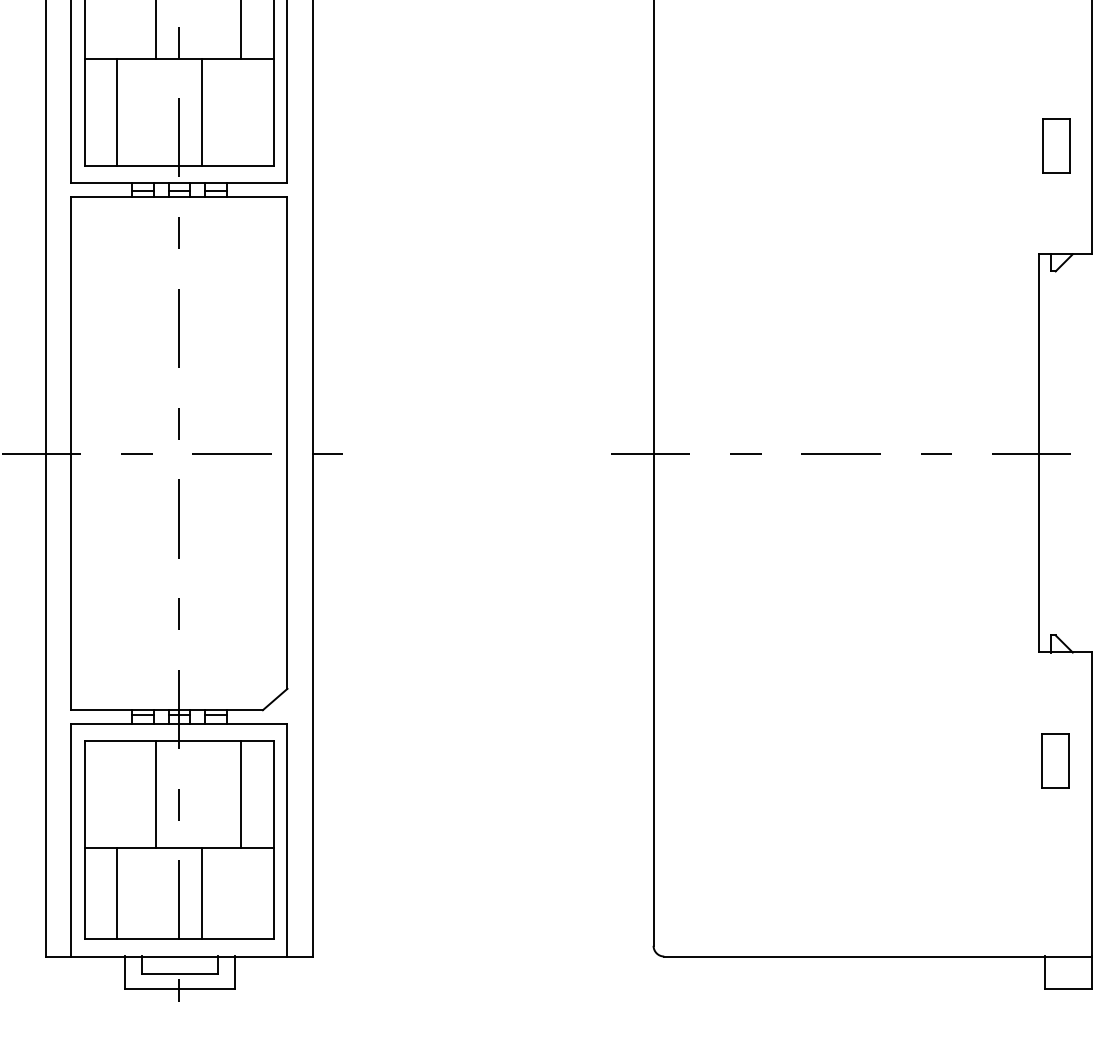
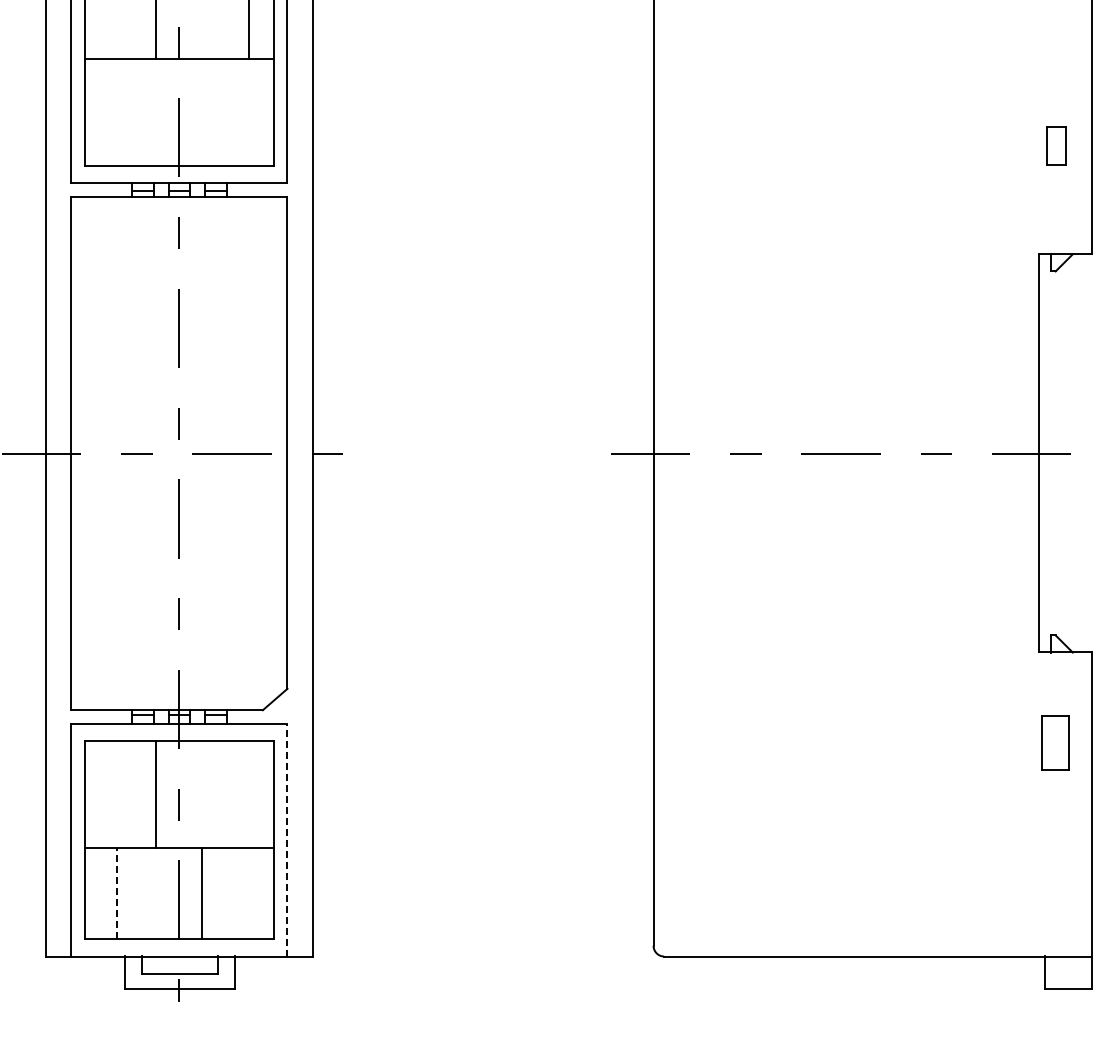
line position: (241, 30) -> (249, 30) (249, 30)
line: present -> none (117, 111)
line: present -> none (202, 111)
part size: 29x56 px -> 21x40 px (1056, 145)
part position: (1055, 760) -> (1055, 742) (1055, 742)
line: present -> none (241, 794)
line: solid -> dashed (287, 839)
line: solid -> dashed (117, 893)
